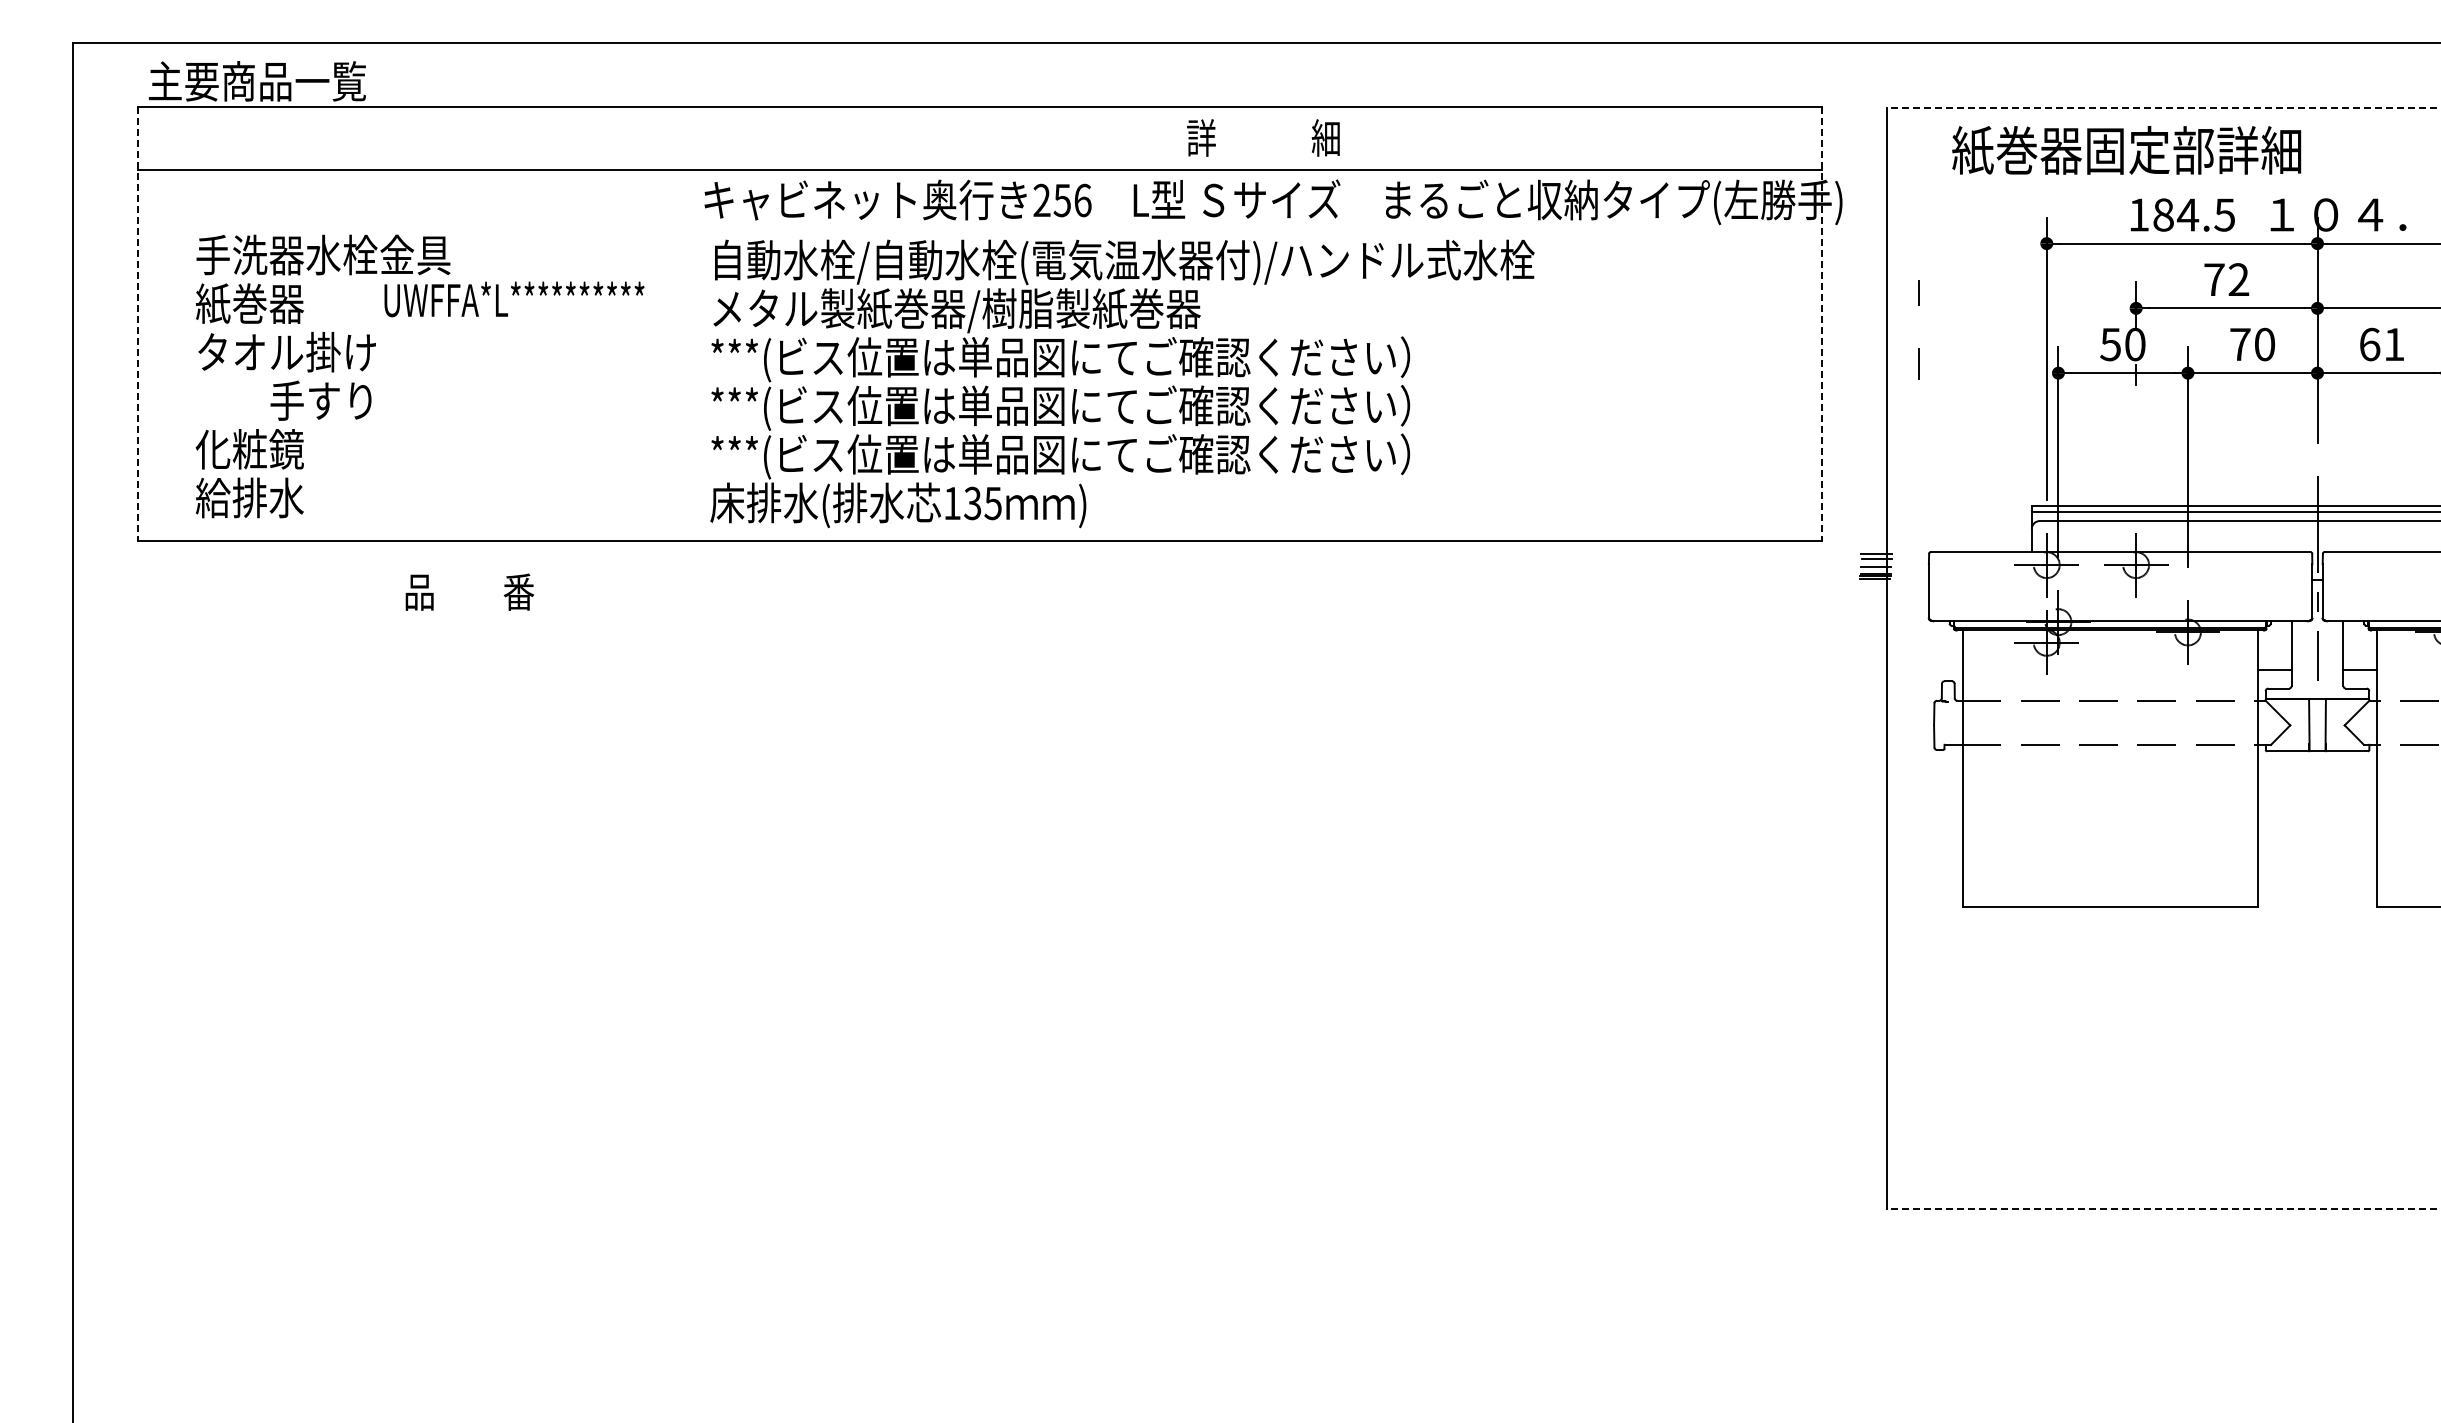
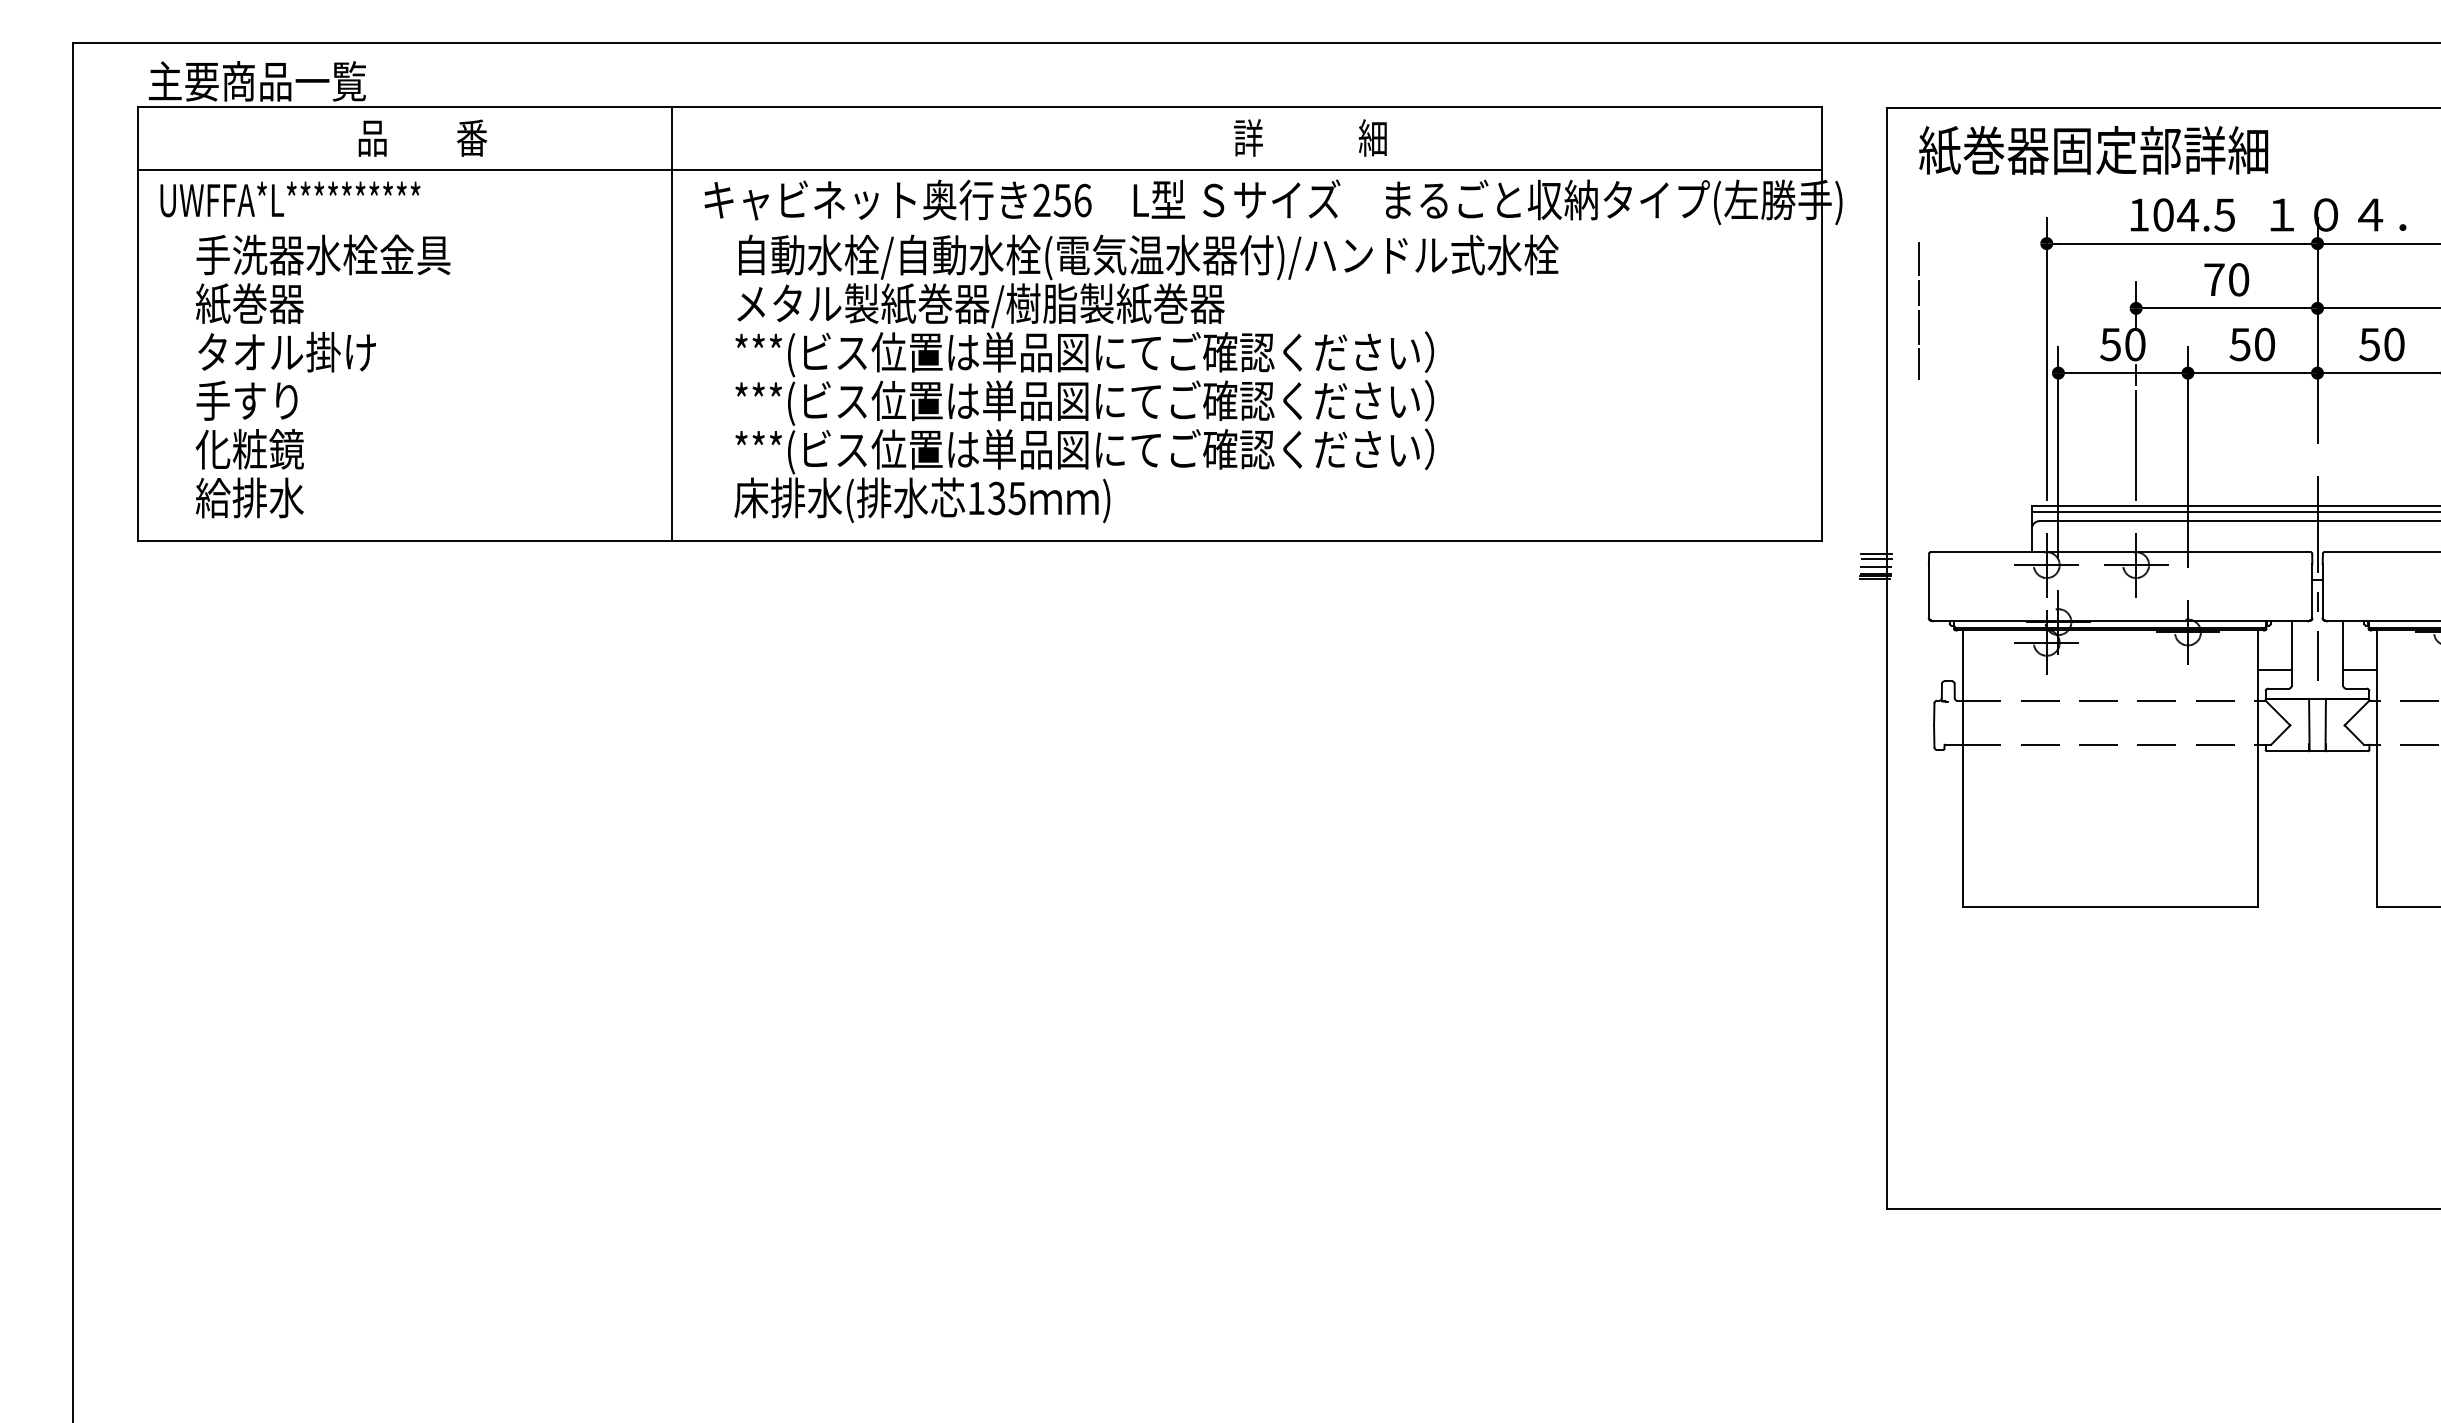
line: dashed -> solid (2163, 107)
text position: (1263, 137) -> (1310, 137) (1310, 137)
text position: (2126, 150) -> (2093, 150) (2093, 150)
text: 184.5 -> 104.5 (2163, 214)
line: none -> present (1919, 258)
text: 72 -> 70 (2238, 279)
text position: (514, 299) -> (290, 199) (290, 199)
line: dashed -> solid (137, 323)
line: none -> present (672, 323)
line: dashed -> solid (1821, 323)
line: none -> present (1919, 327)
text: 70 -> 50 (2239, 344)
text: 61 -> 50 (2381, 344)
text position: (1122, 383) -> (1146, 378) (1146, 378)
text position: (320, 400) -> (246, 400) (246, 400)
line: none -> present (2136, 444)
text position: (469, 591) -> (422, 137) (422, 137)
line: dashed -> solid (2163, 1208)
